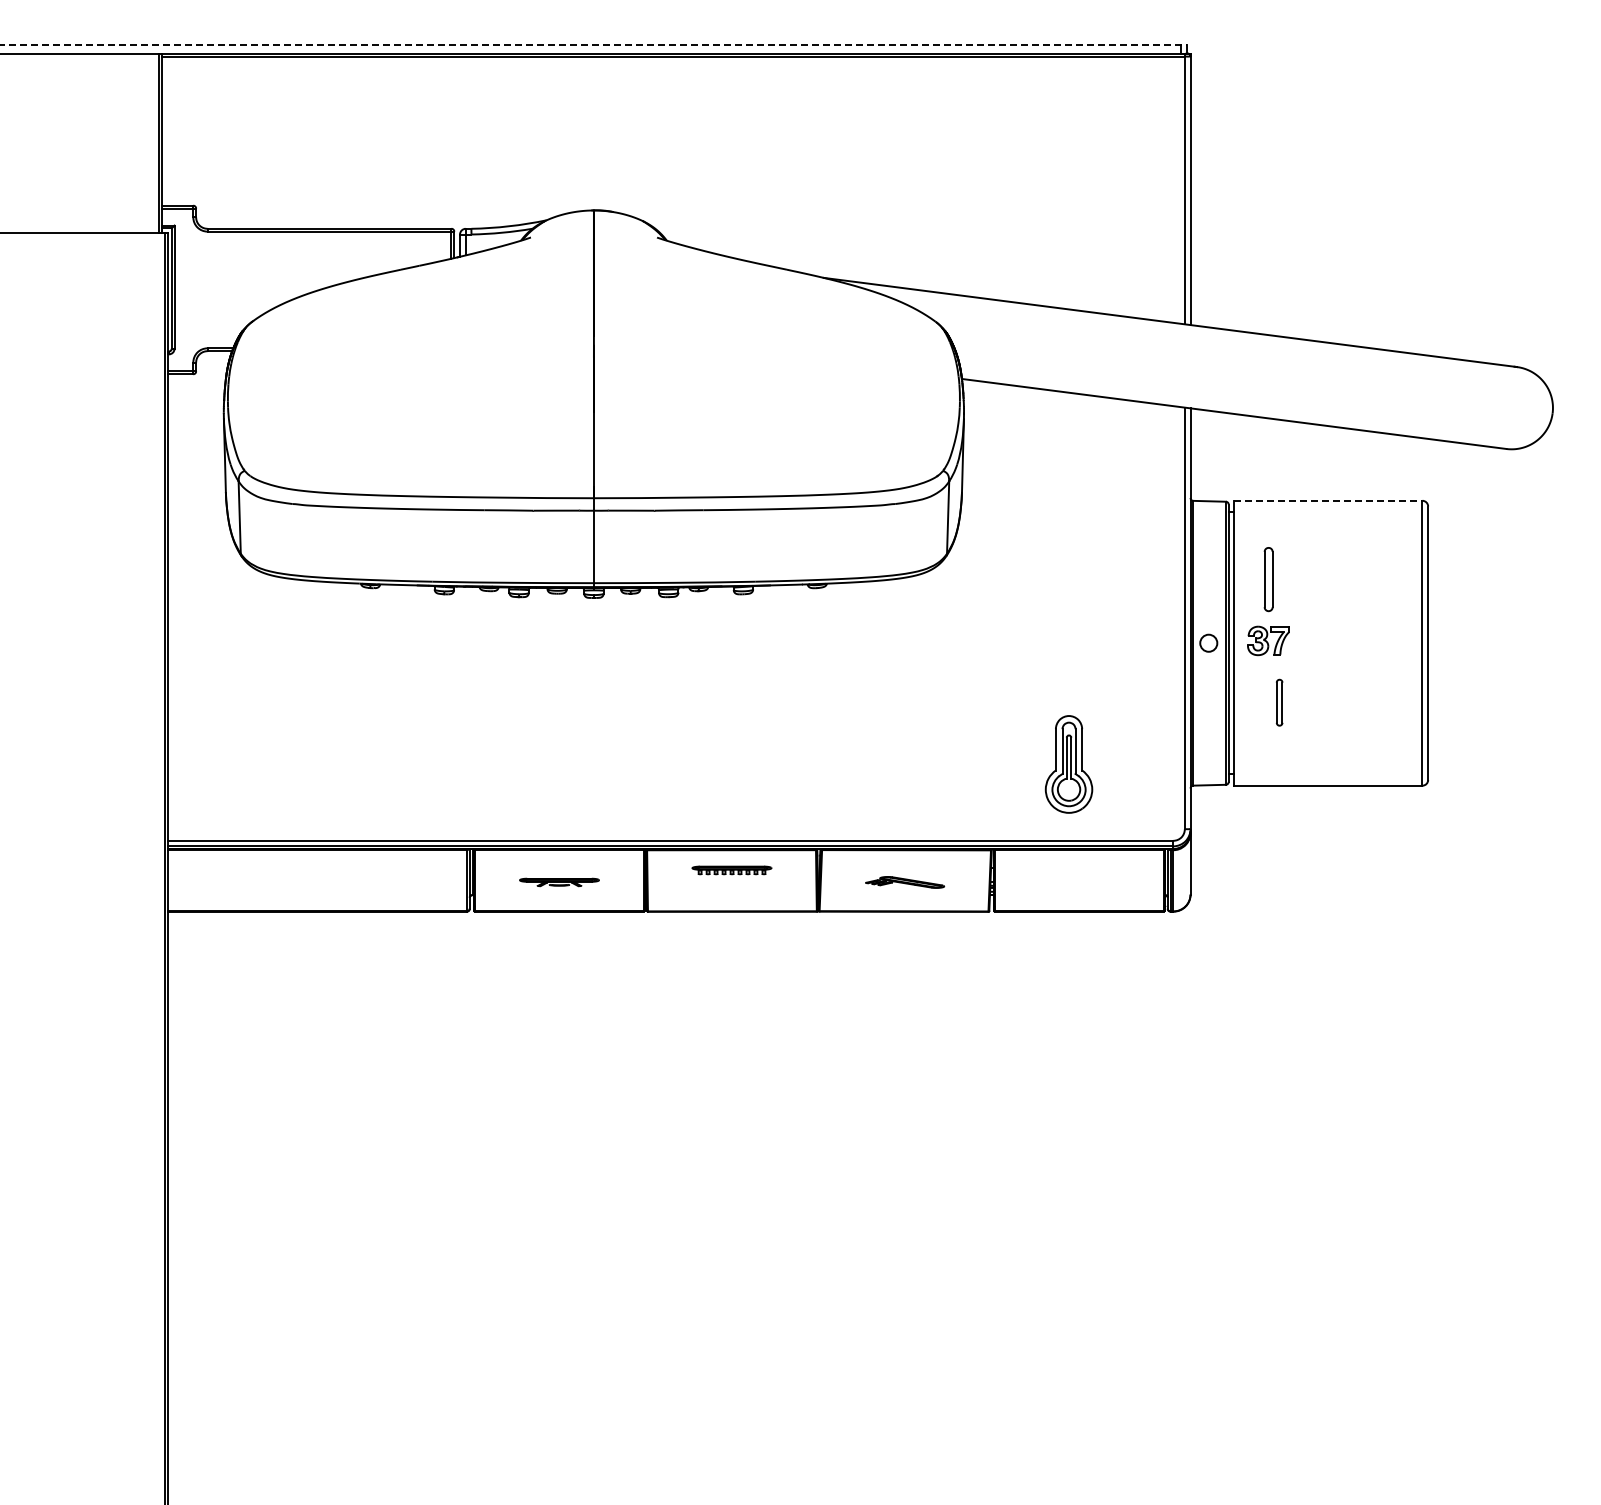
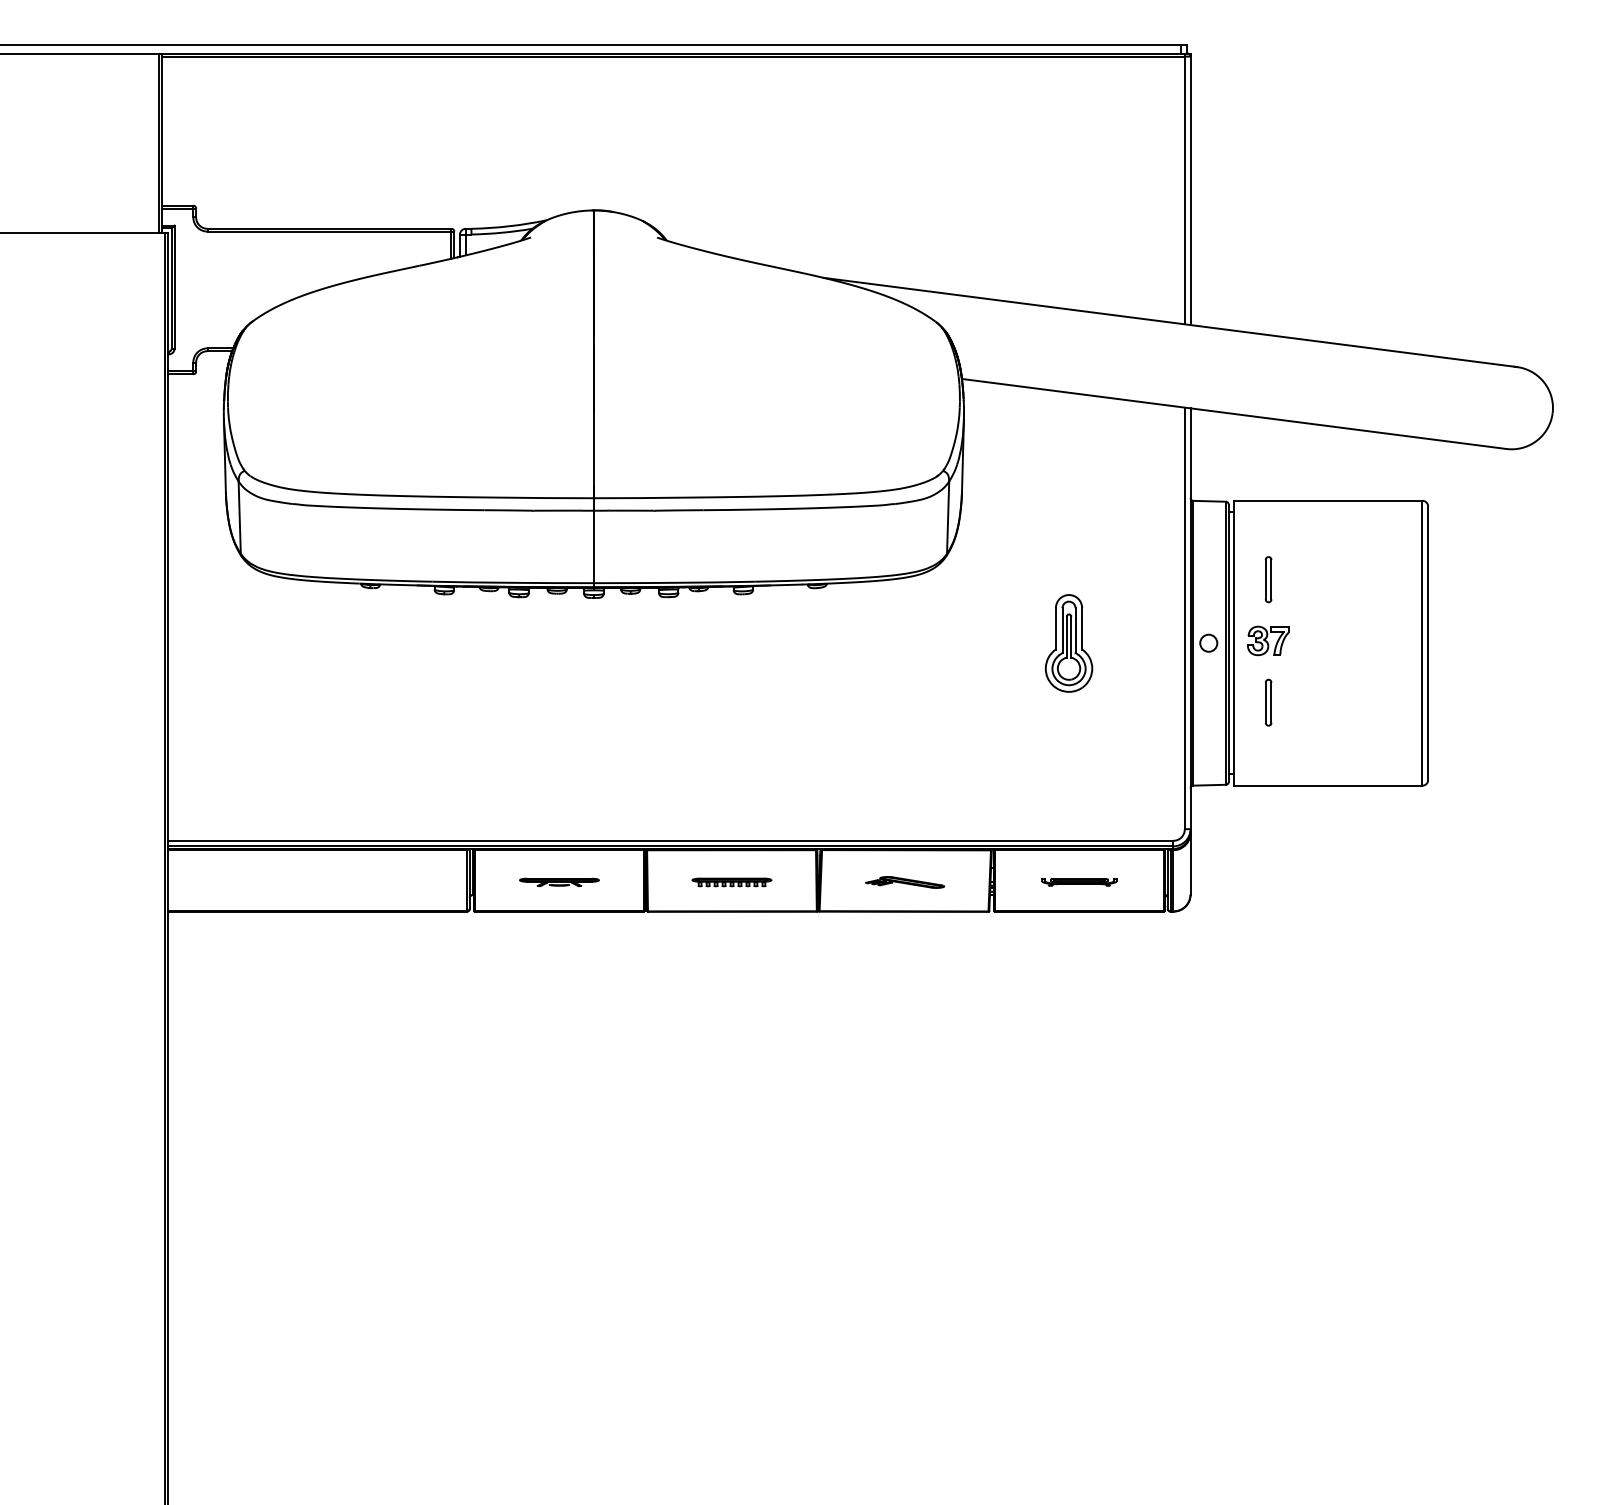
line: dashed -> solid (593, 44)
line: dashed -> solid (1328, 500)
part size: 11x66 px -> 9x48 px (1268, 579)
part position: (1279, 702) -> (1268, 702) (1268, 702)
part position: (1068, 764) -> (1068, 643) (1068, 643)
part position: (731, 870) -> (731, 882) (731, 882)
part: none -> present (1079, 882)
